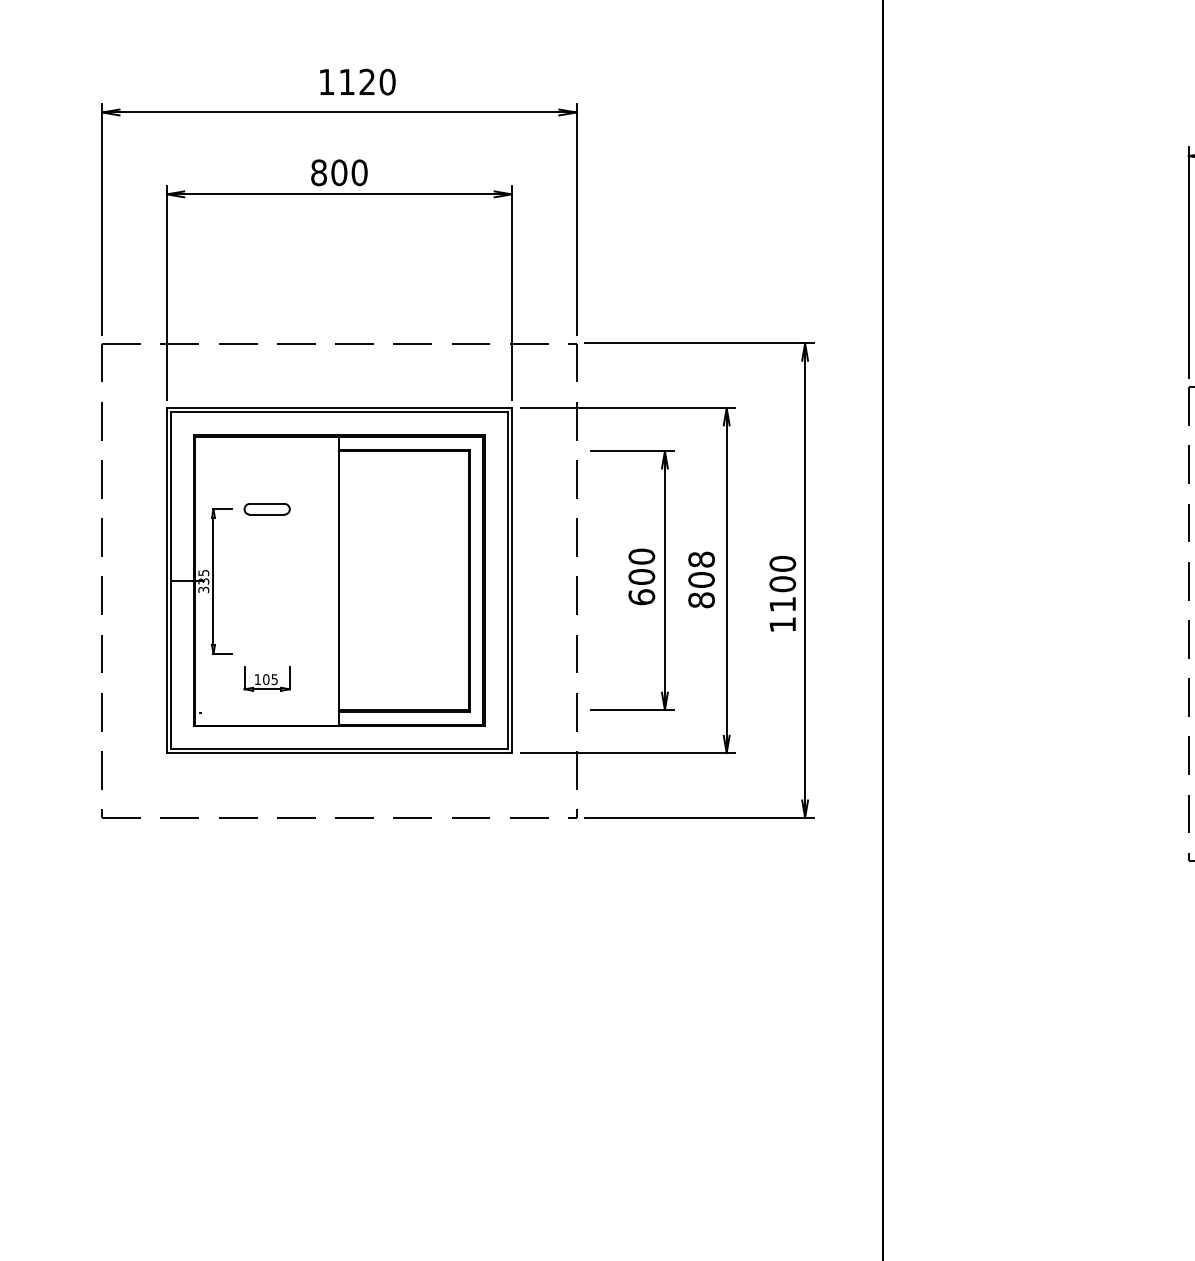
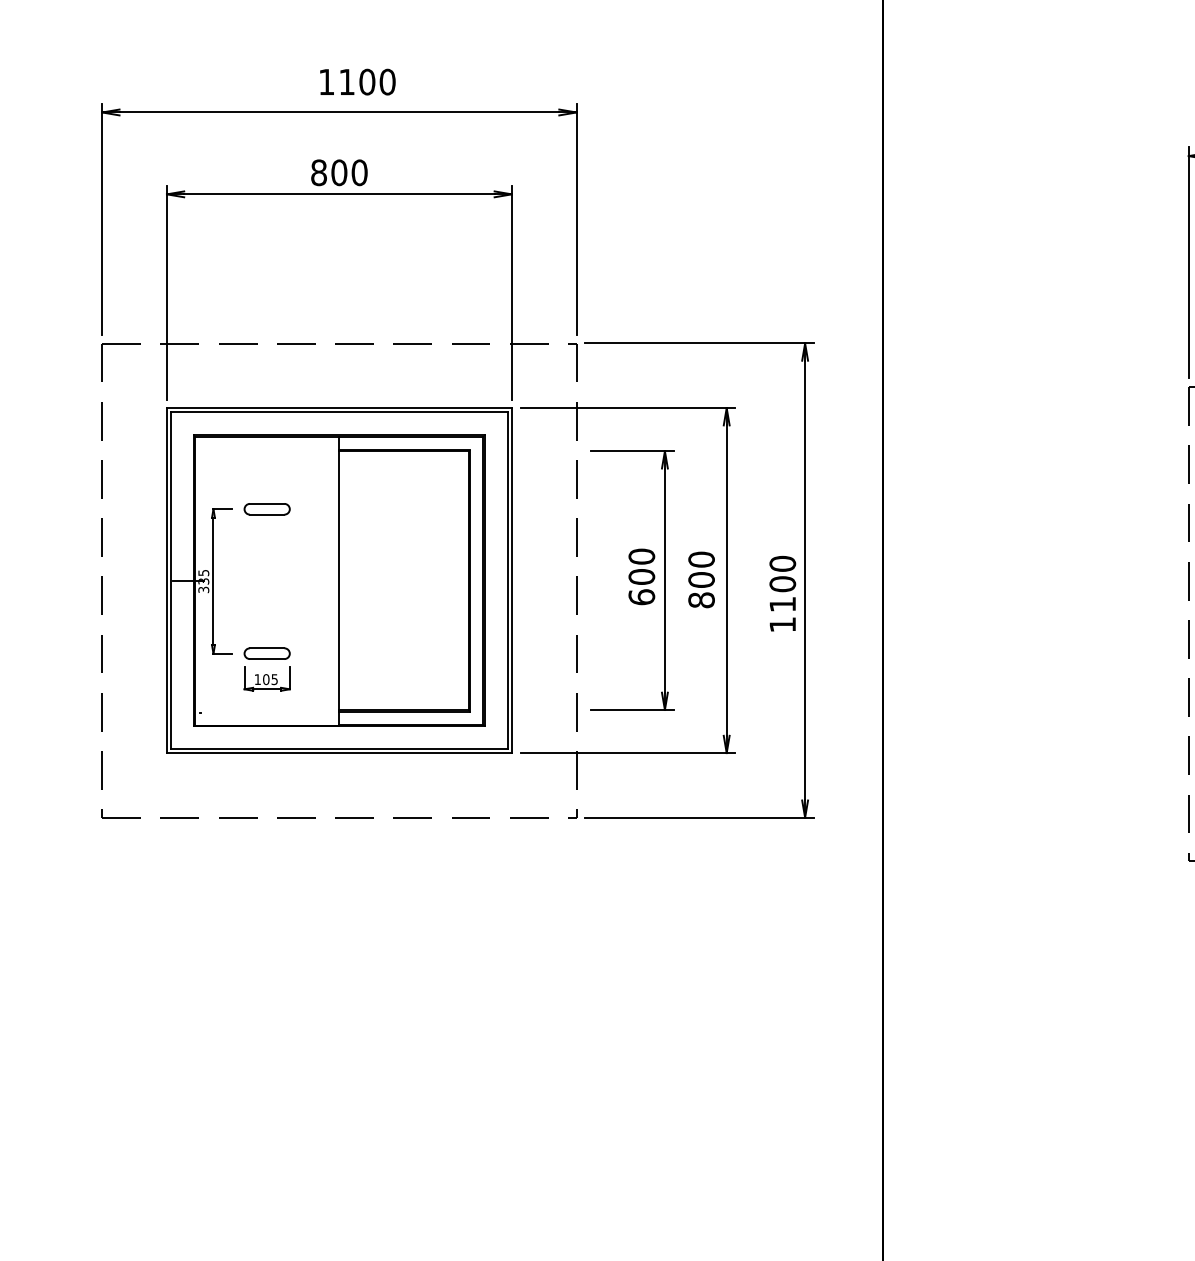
text: 1120 -> 1100 (367, 81)
text: 808 -> 800 (701, 559)
part: none -> present (266, 653)
